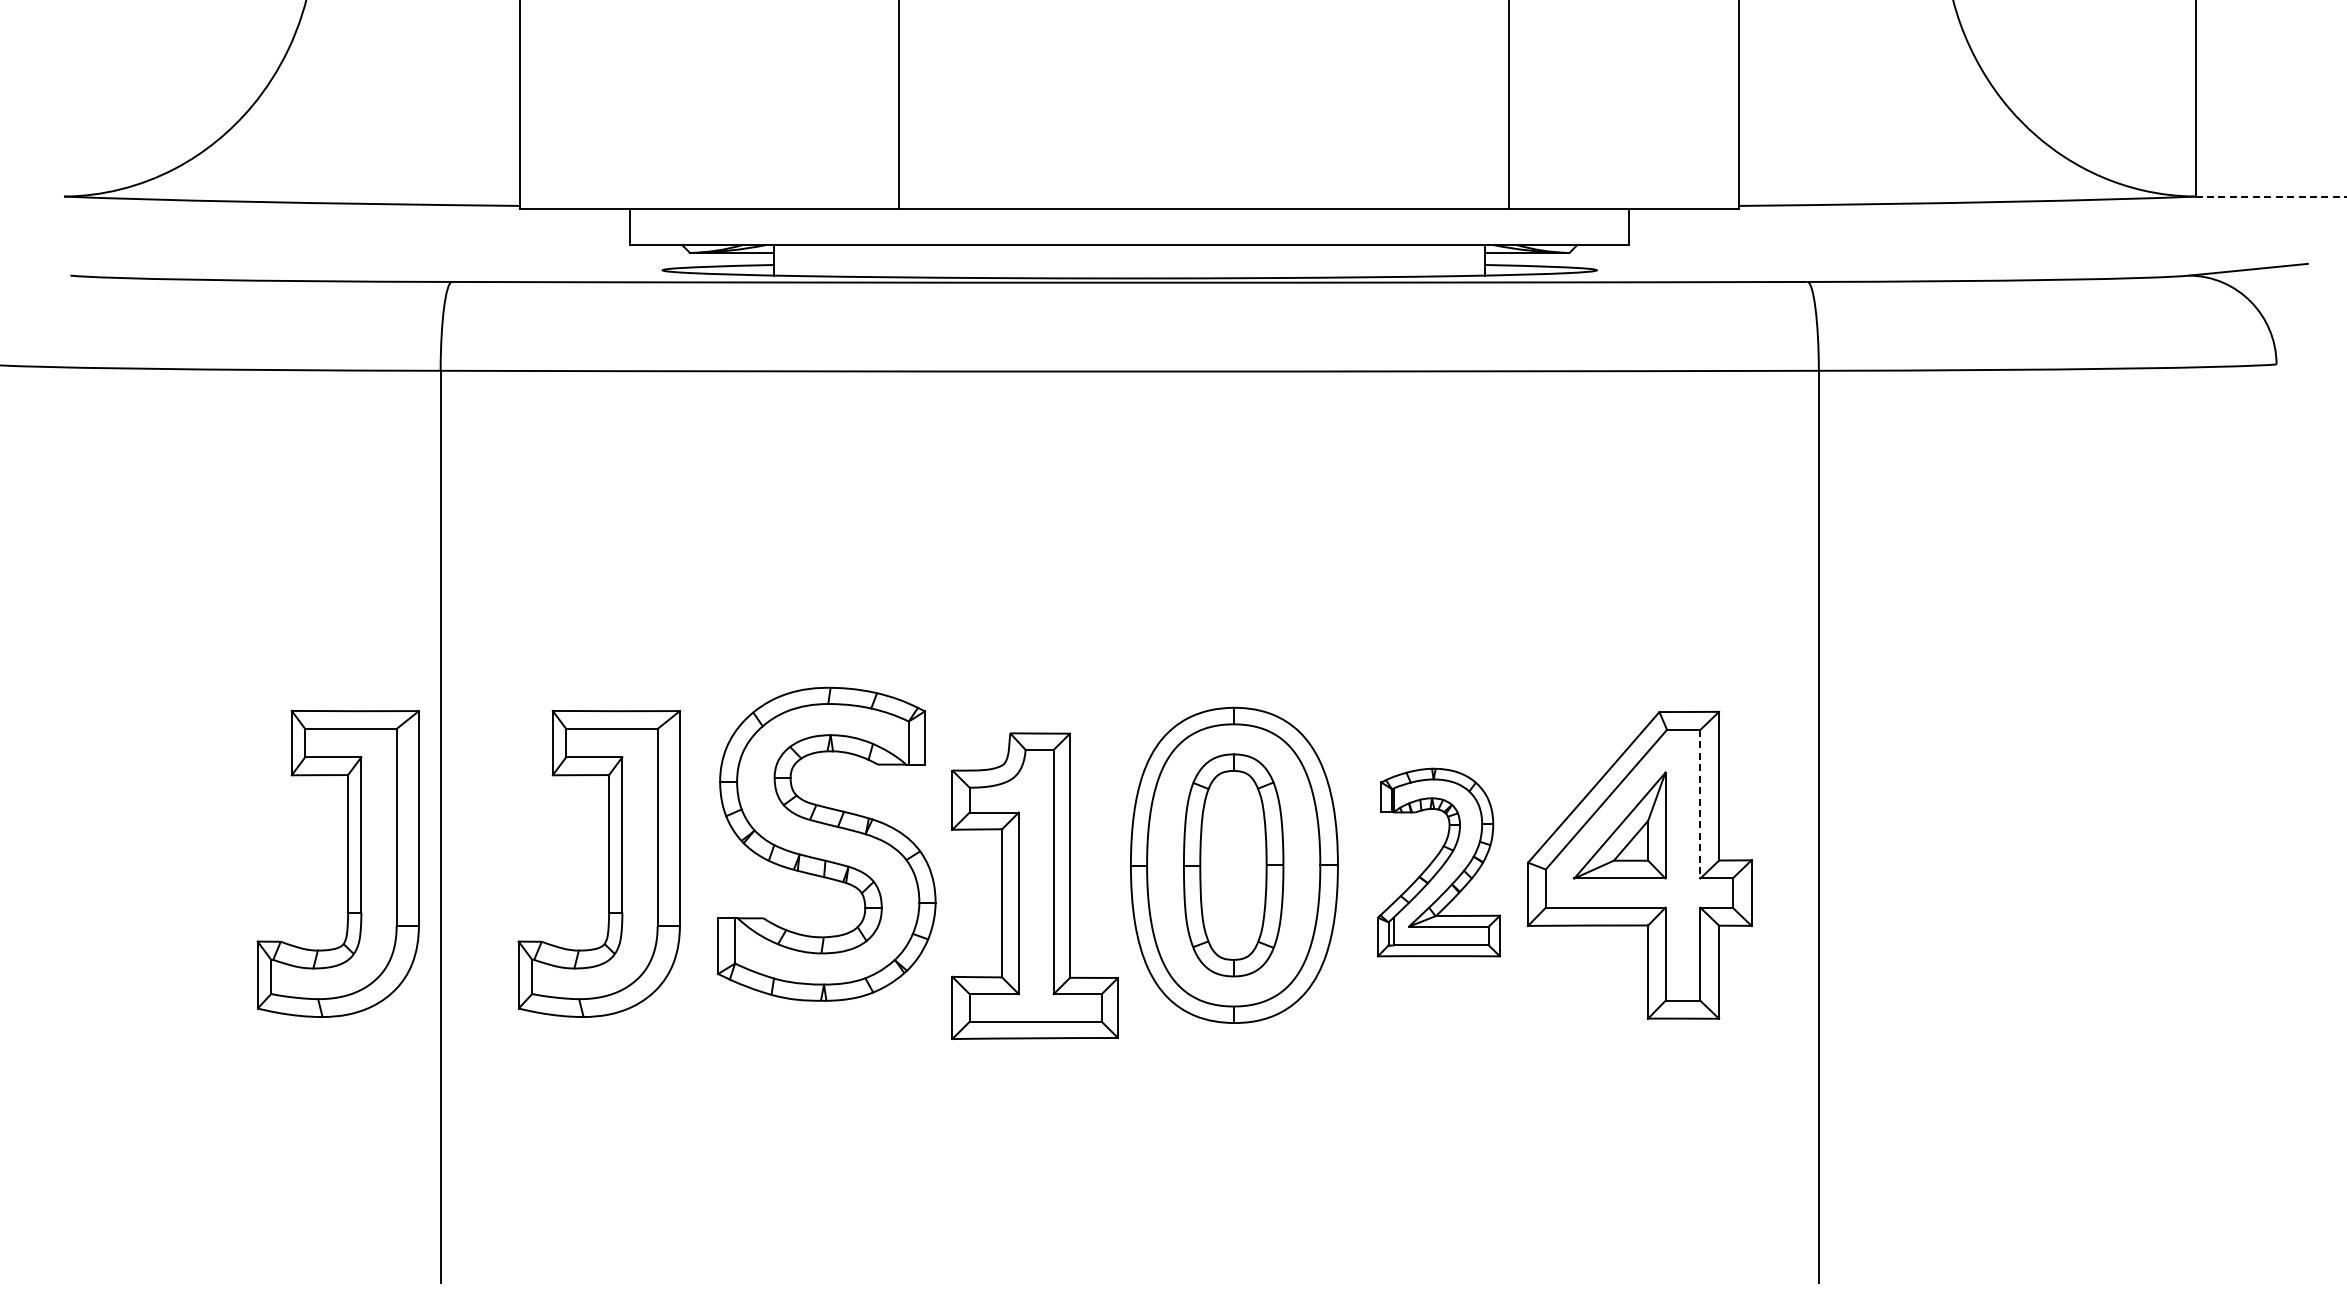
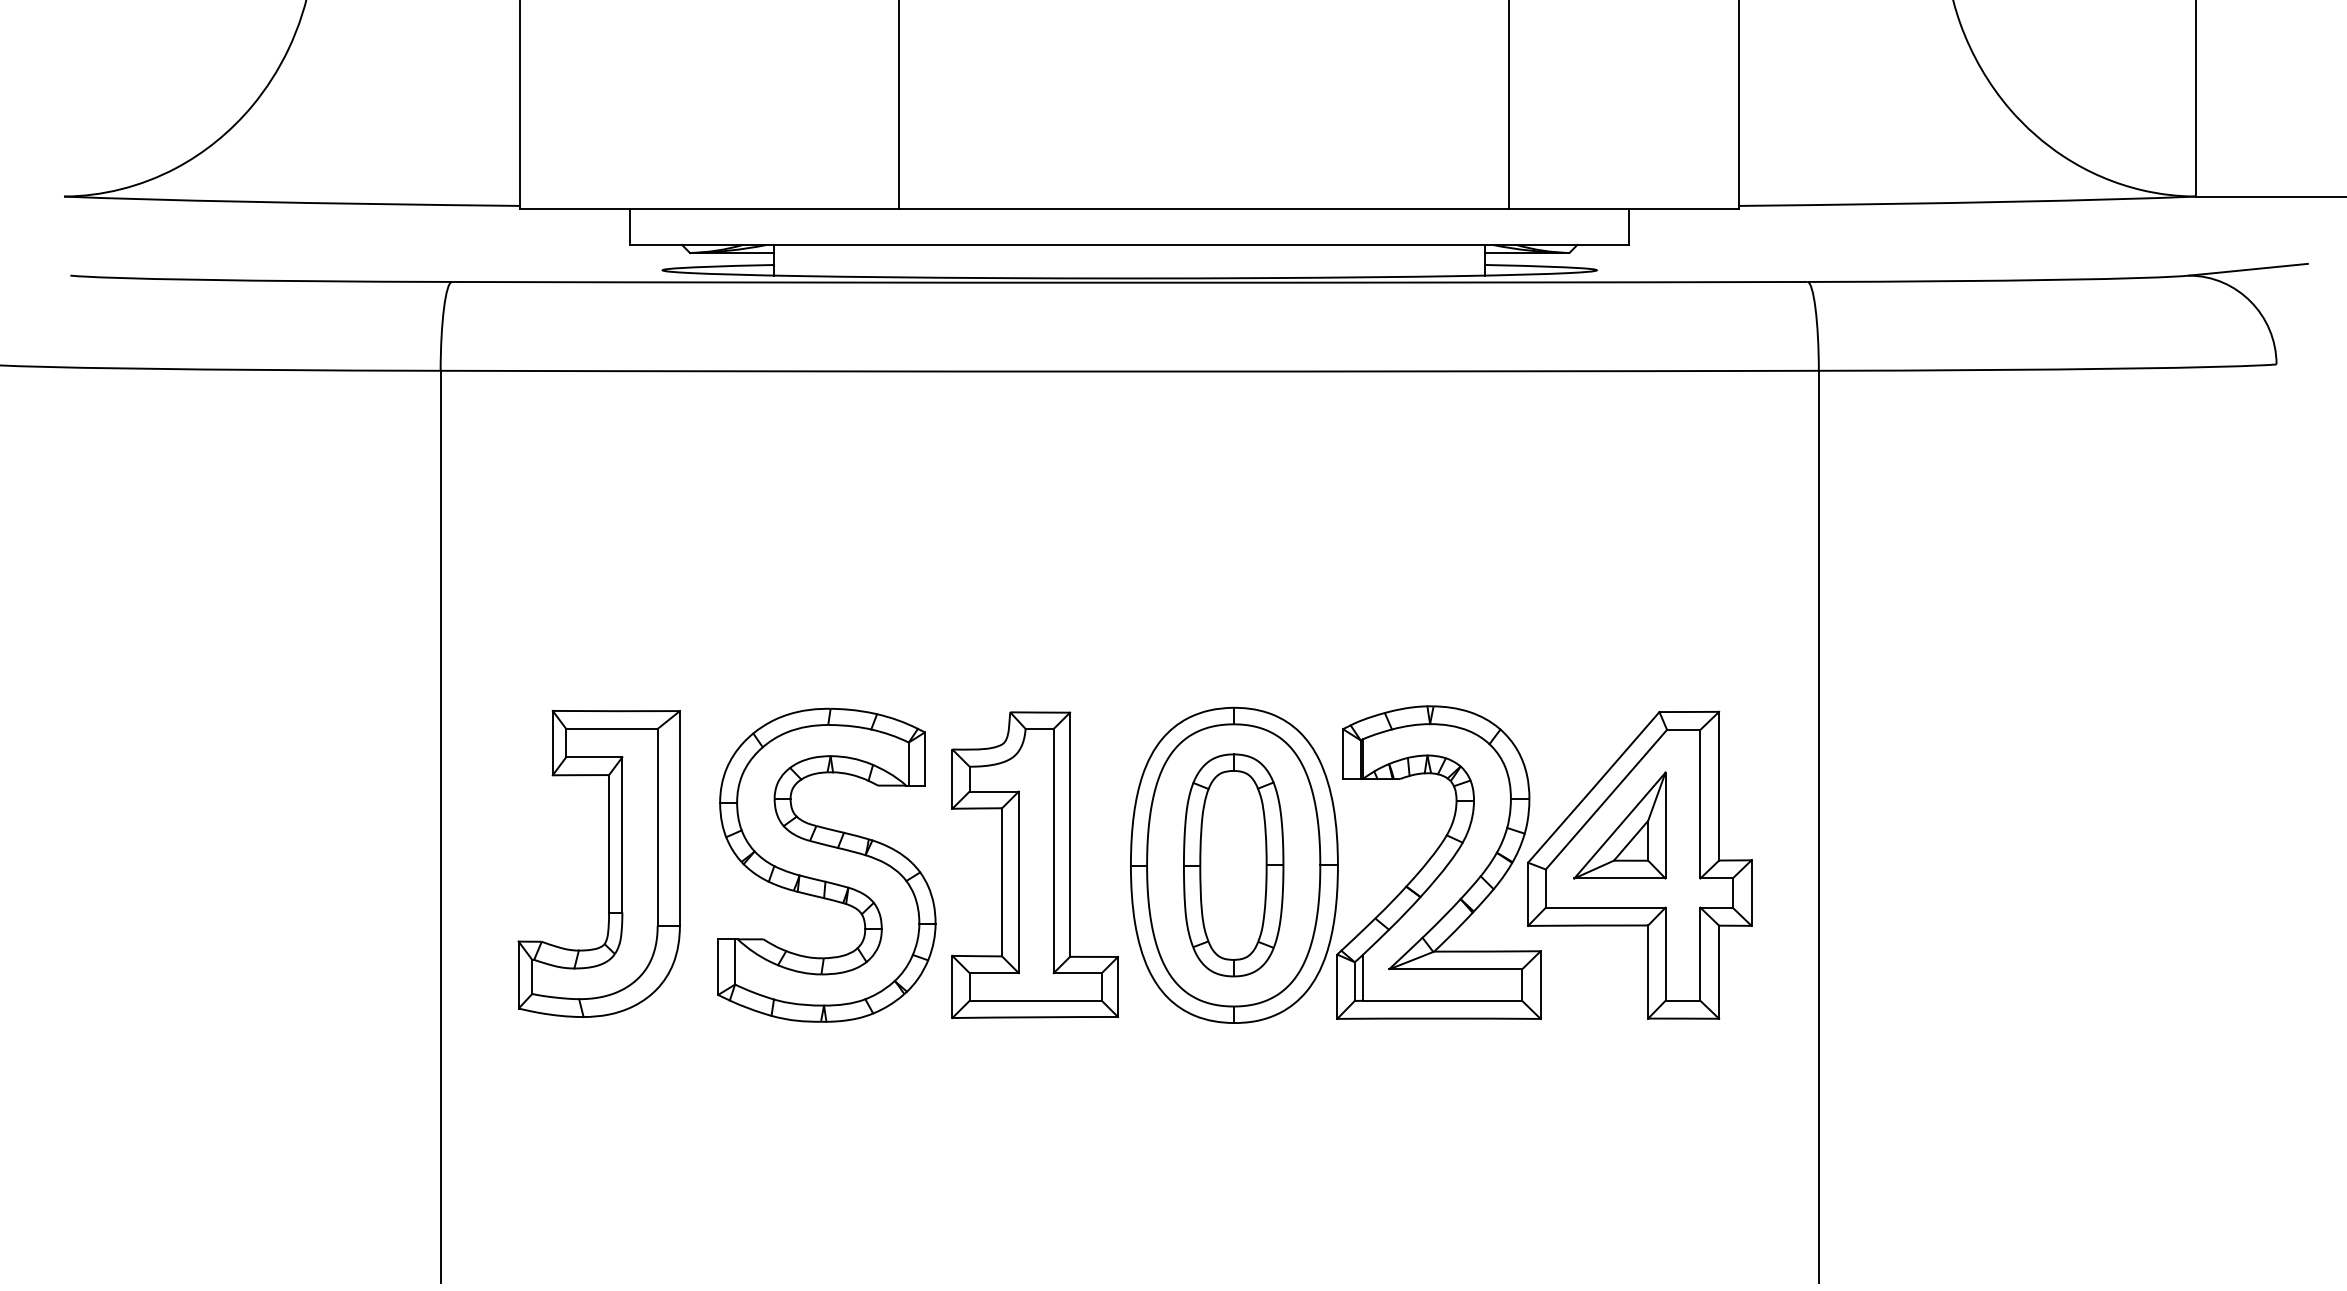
line: dashed -> solid (2271, 196)
line: dashed -> solid (1700, 804)
part position: (826, 843) -> (826, 864) (826, 864)
part size: 126x191 px -> 206x315 px (1438, 862)
part: present -> none (347, 863)
part position: (1034, 886) -> (1034, 865) (1034, 865)
